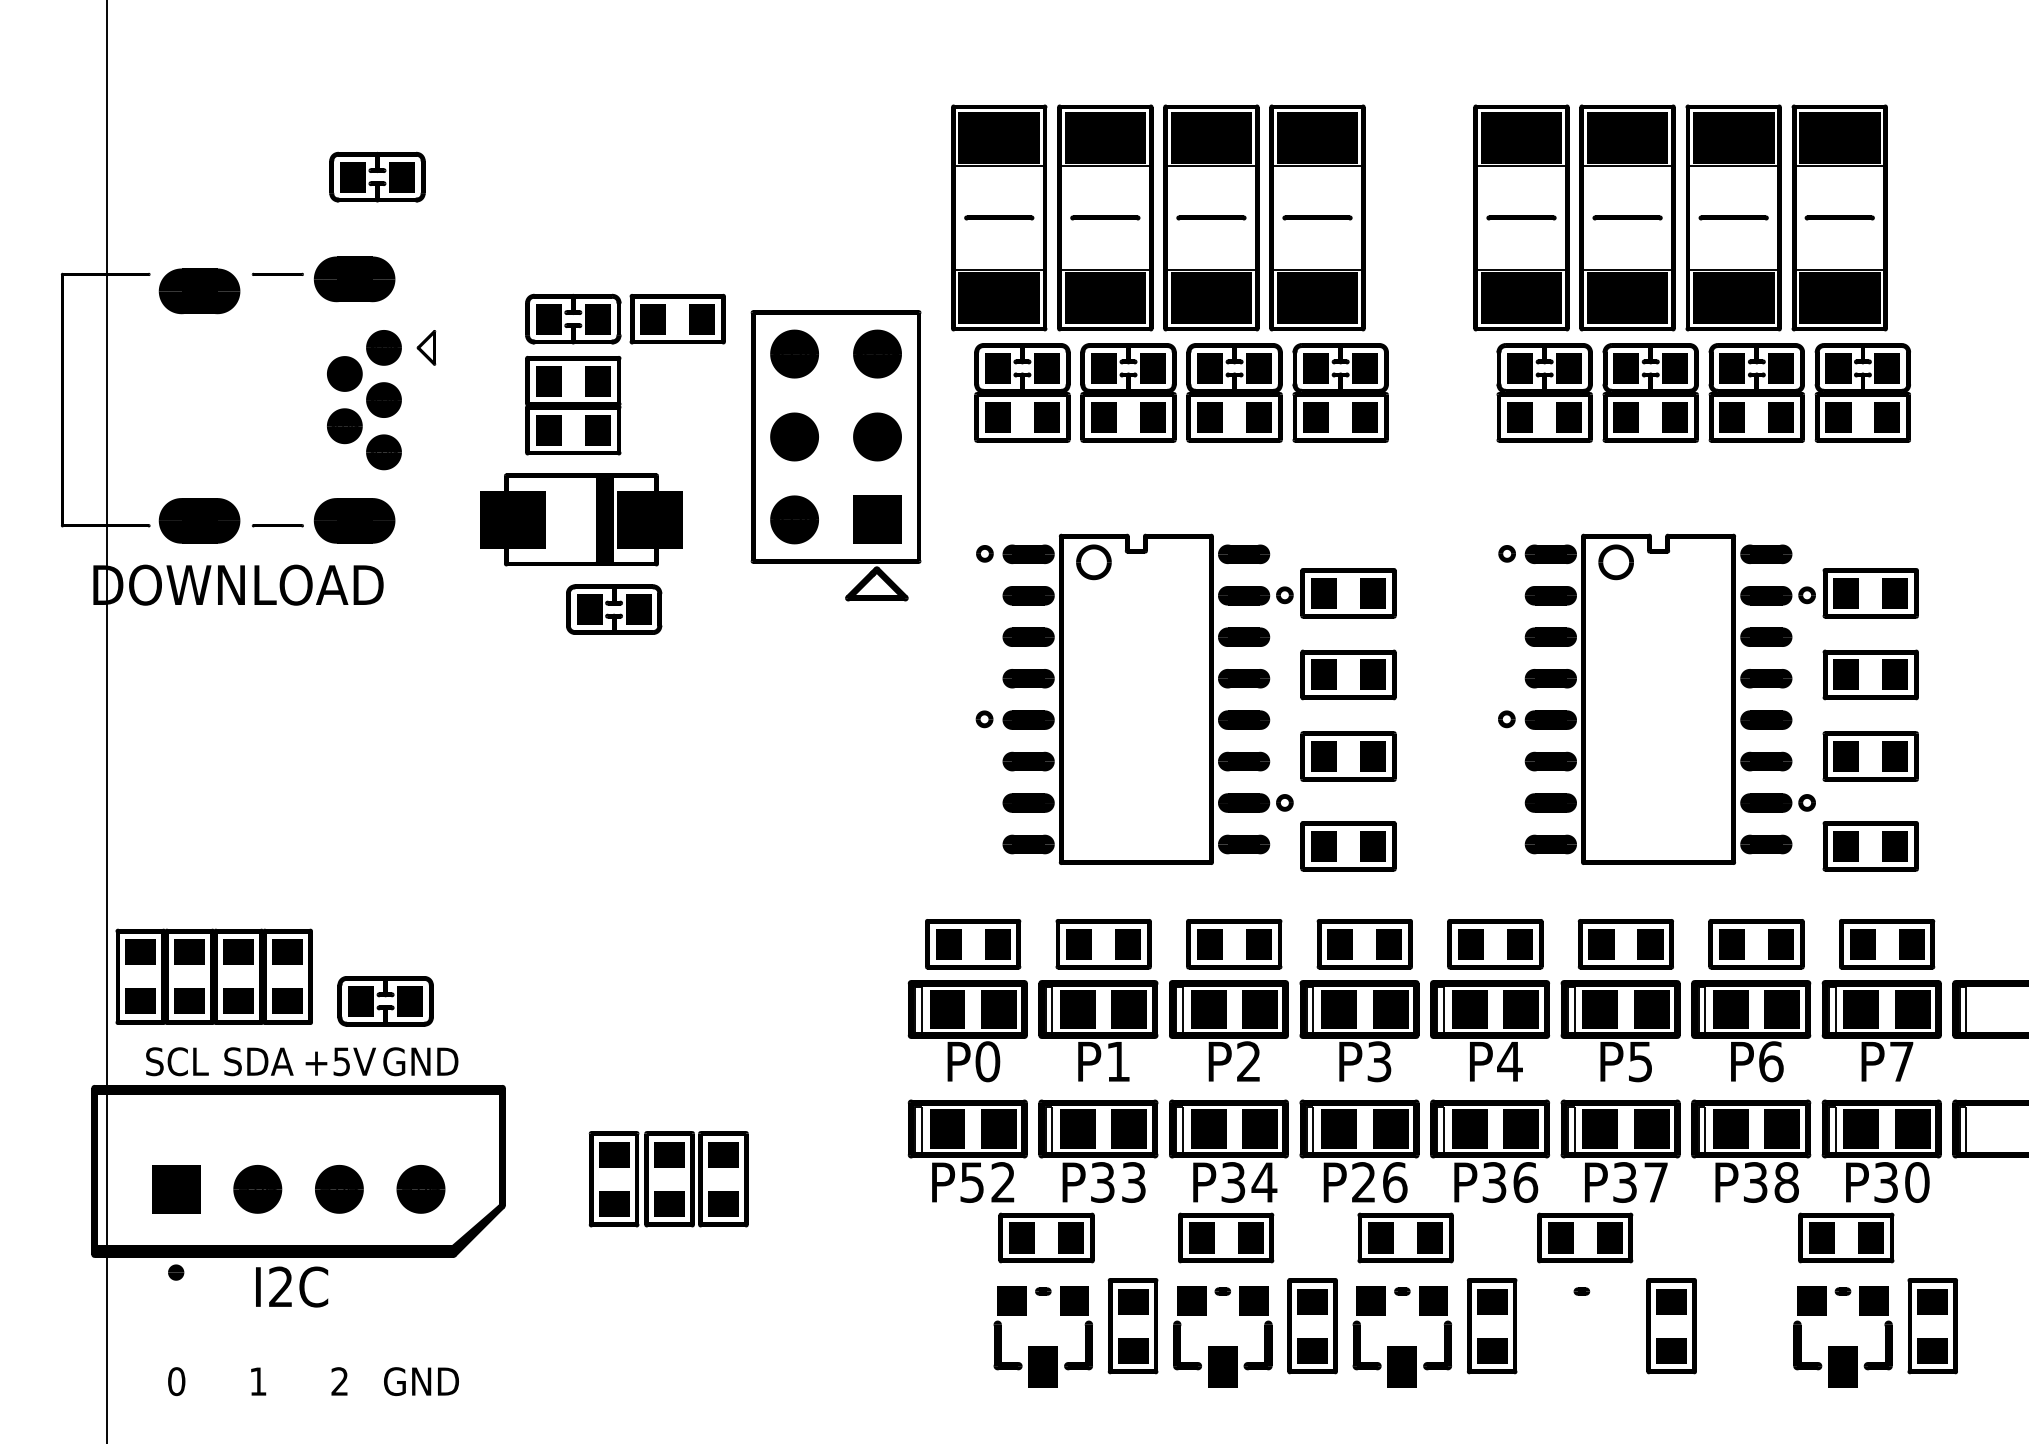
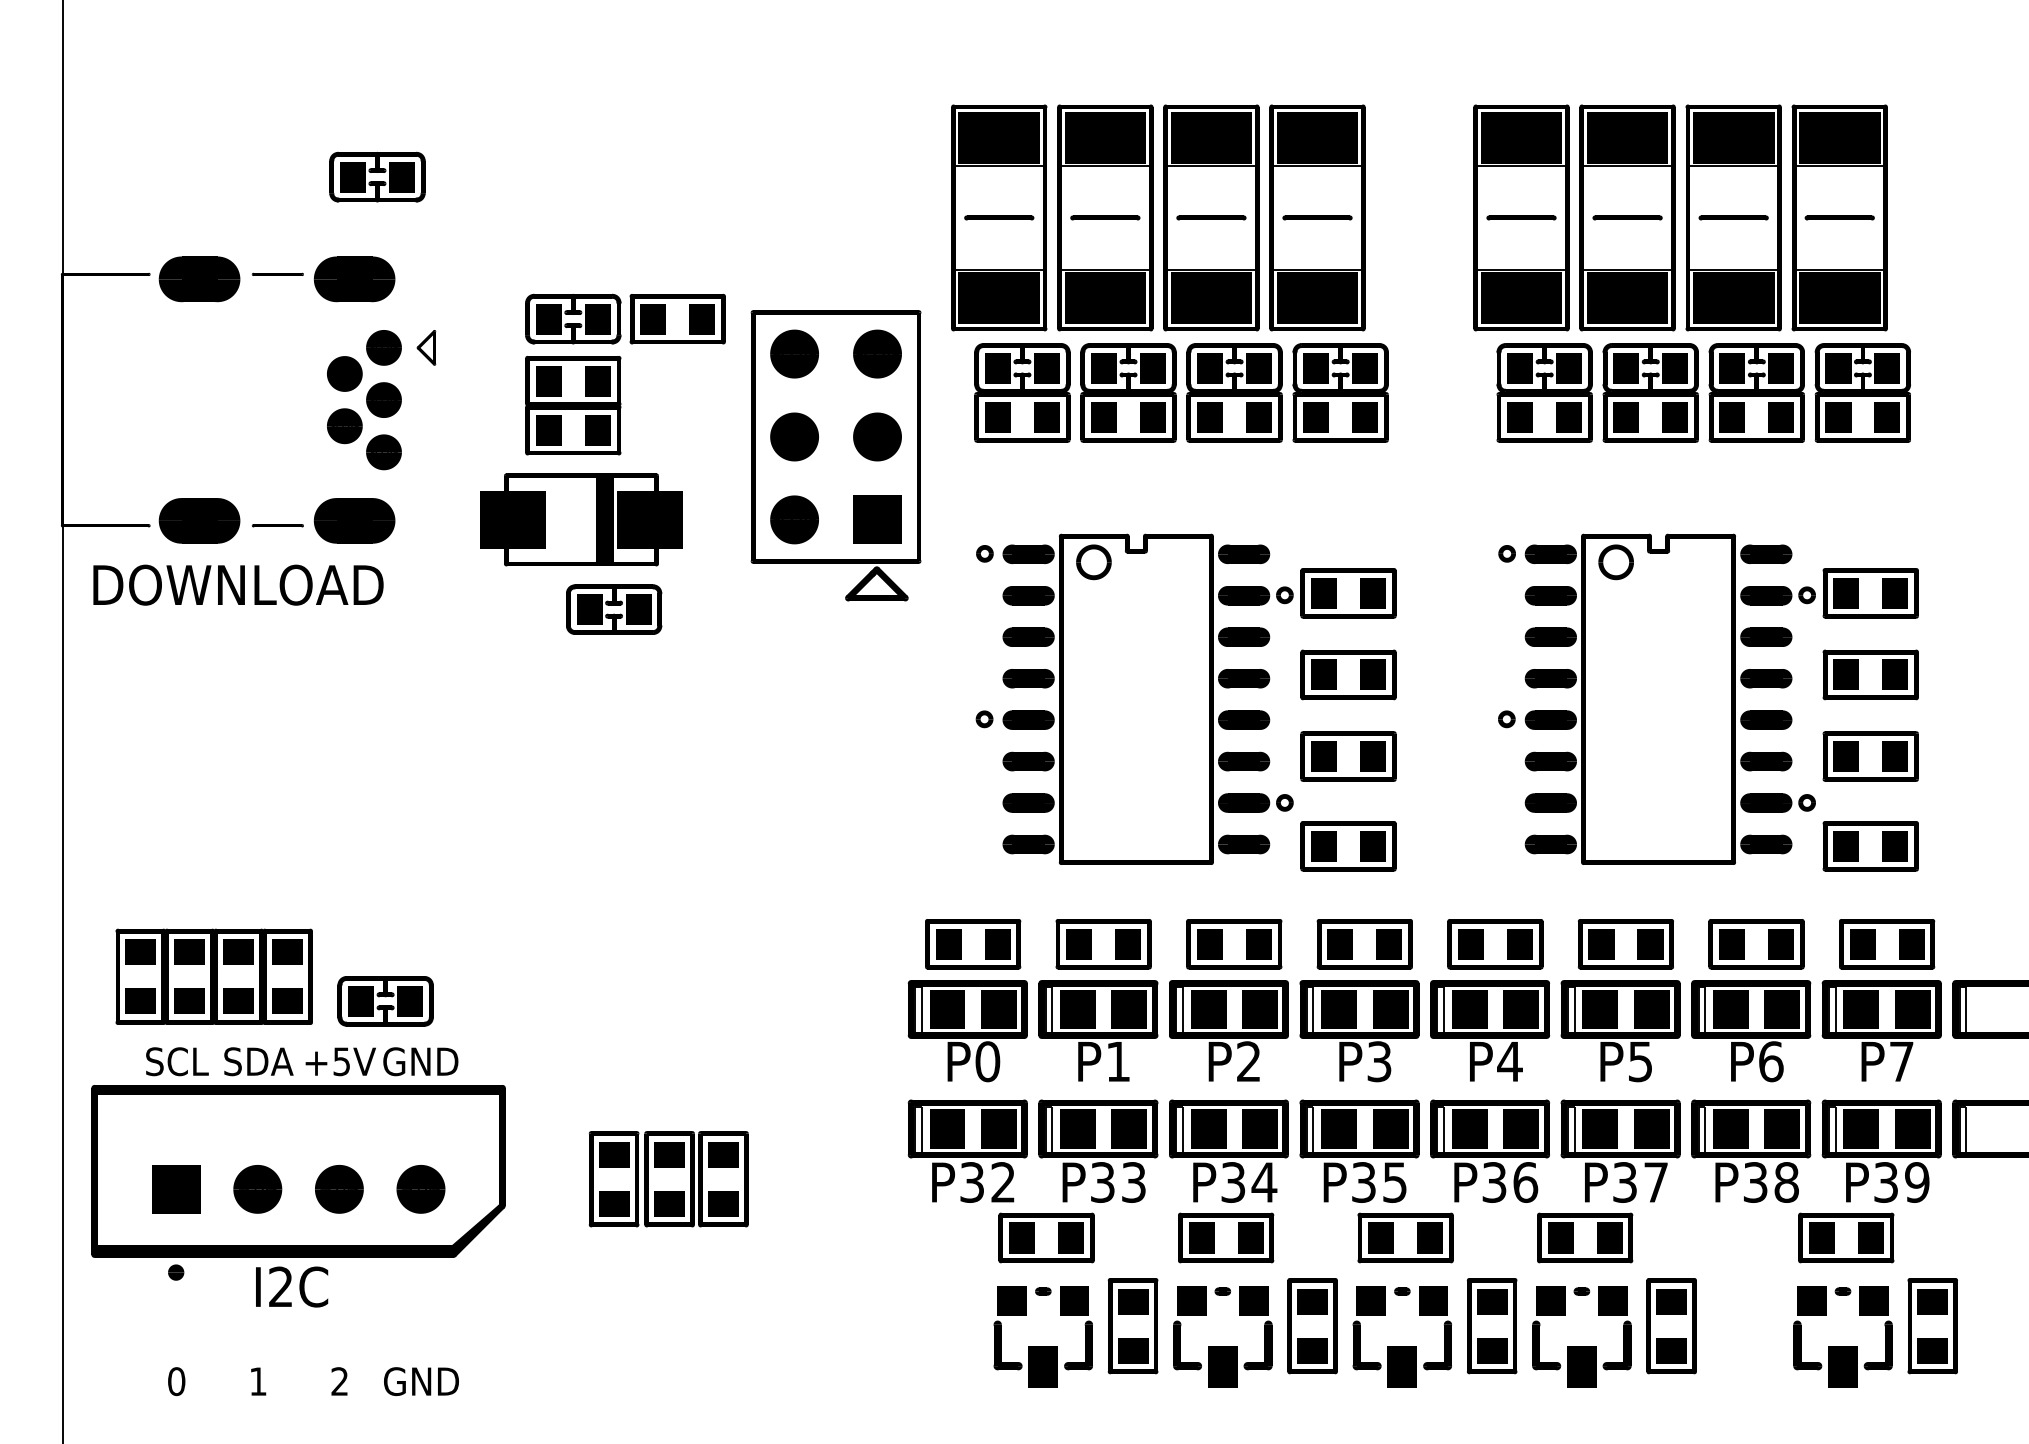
part position: (199, 291) -> (199, 279) (199, 279)
line position: (106, 721) -> (62, 721) (62, 721)
text: P52 -> P32 (972, 1182)
text: P26 -> P35 (1379, 1182)
text: P30 -> P39 (1917, 1182)
part: none -> present (1581, 1346)
